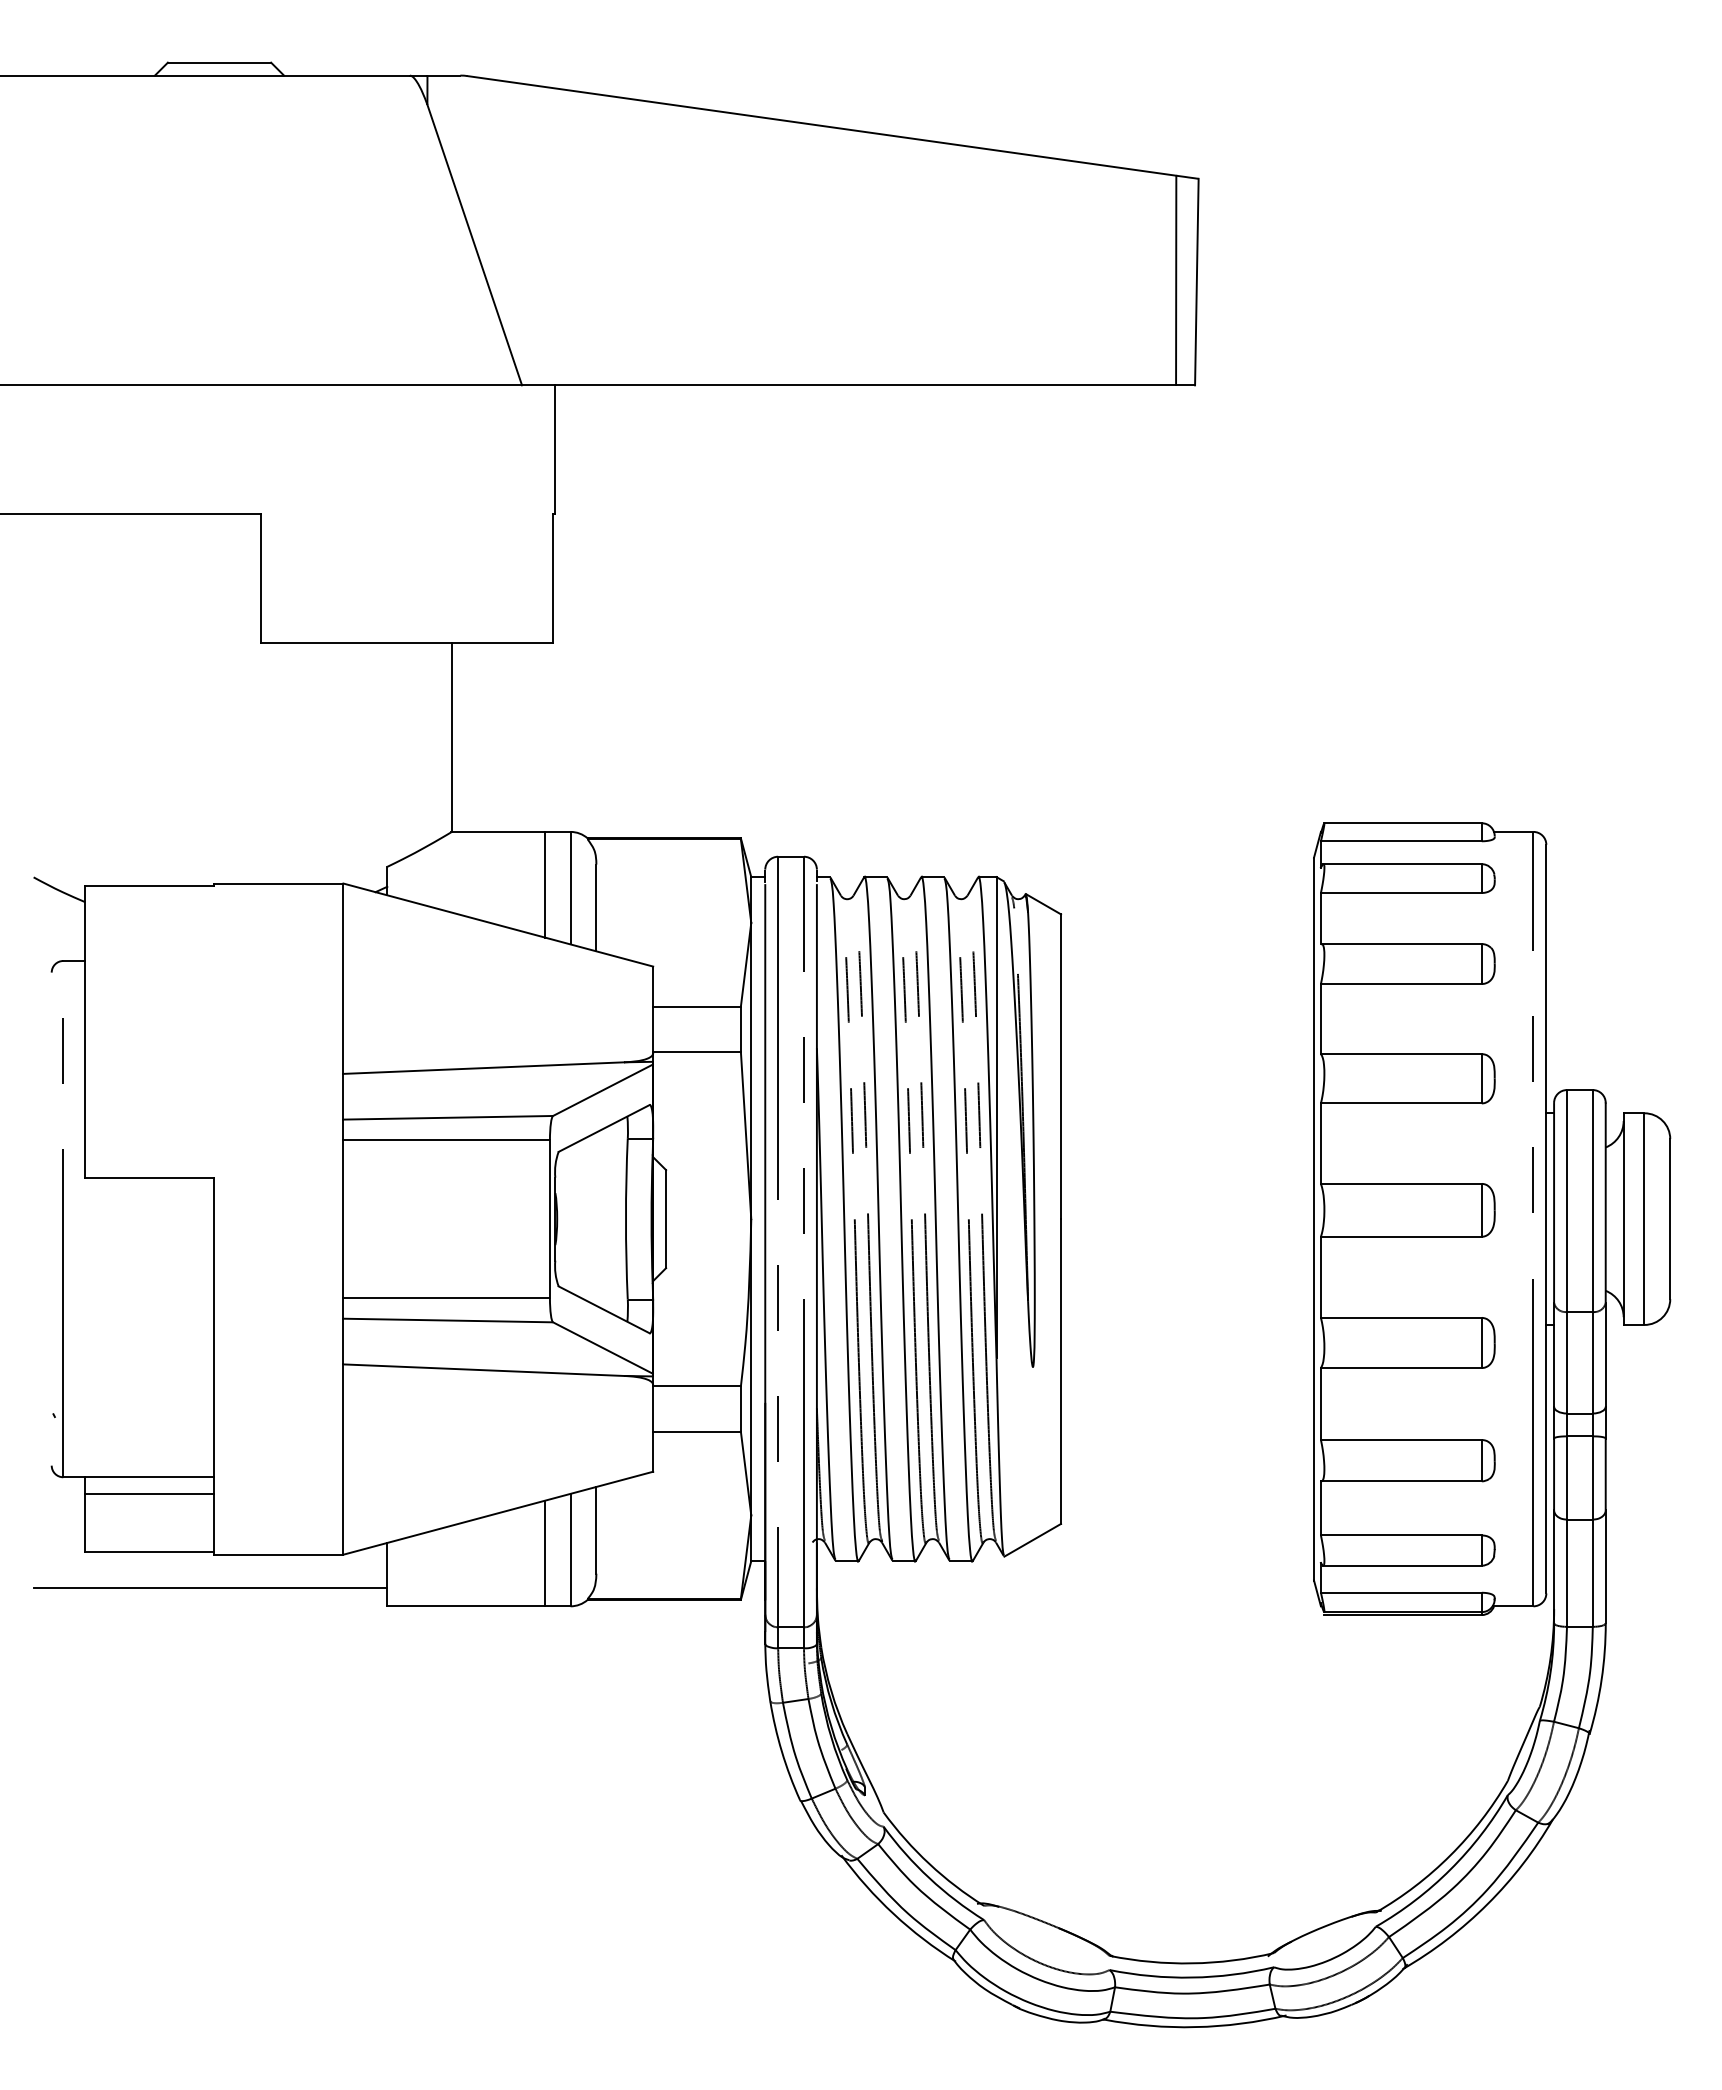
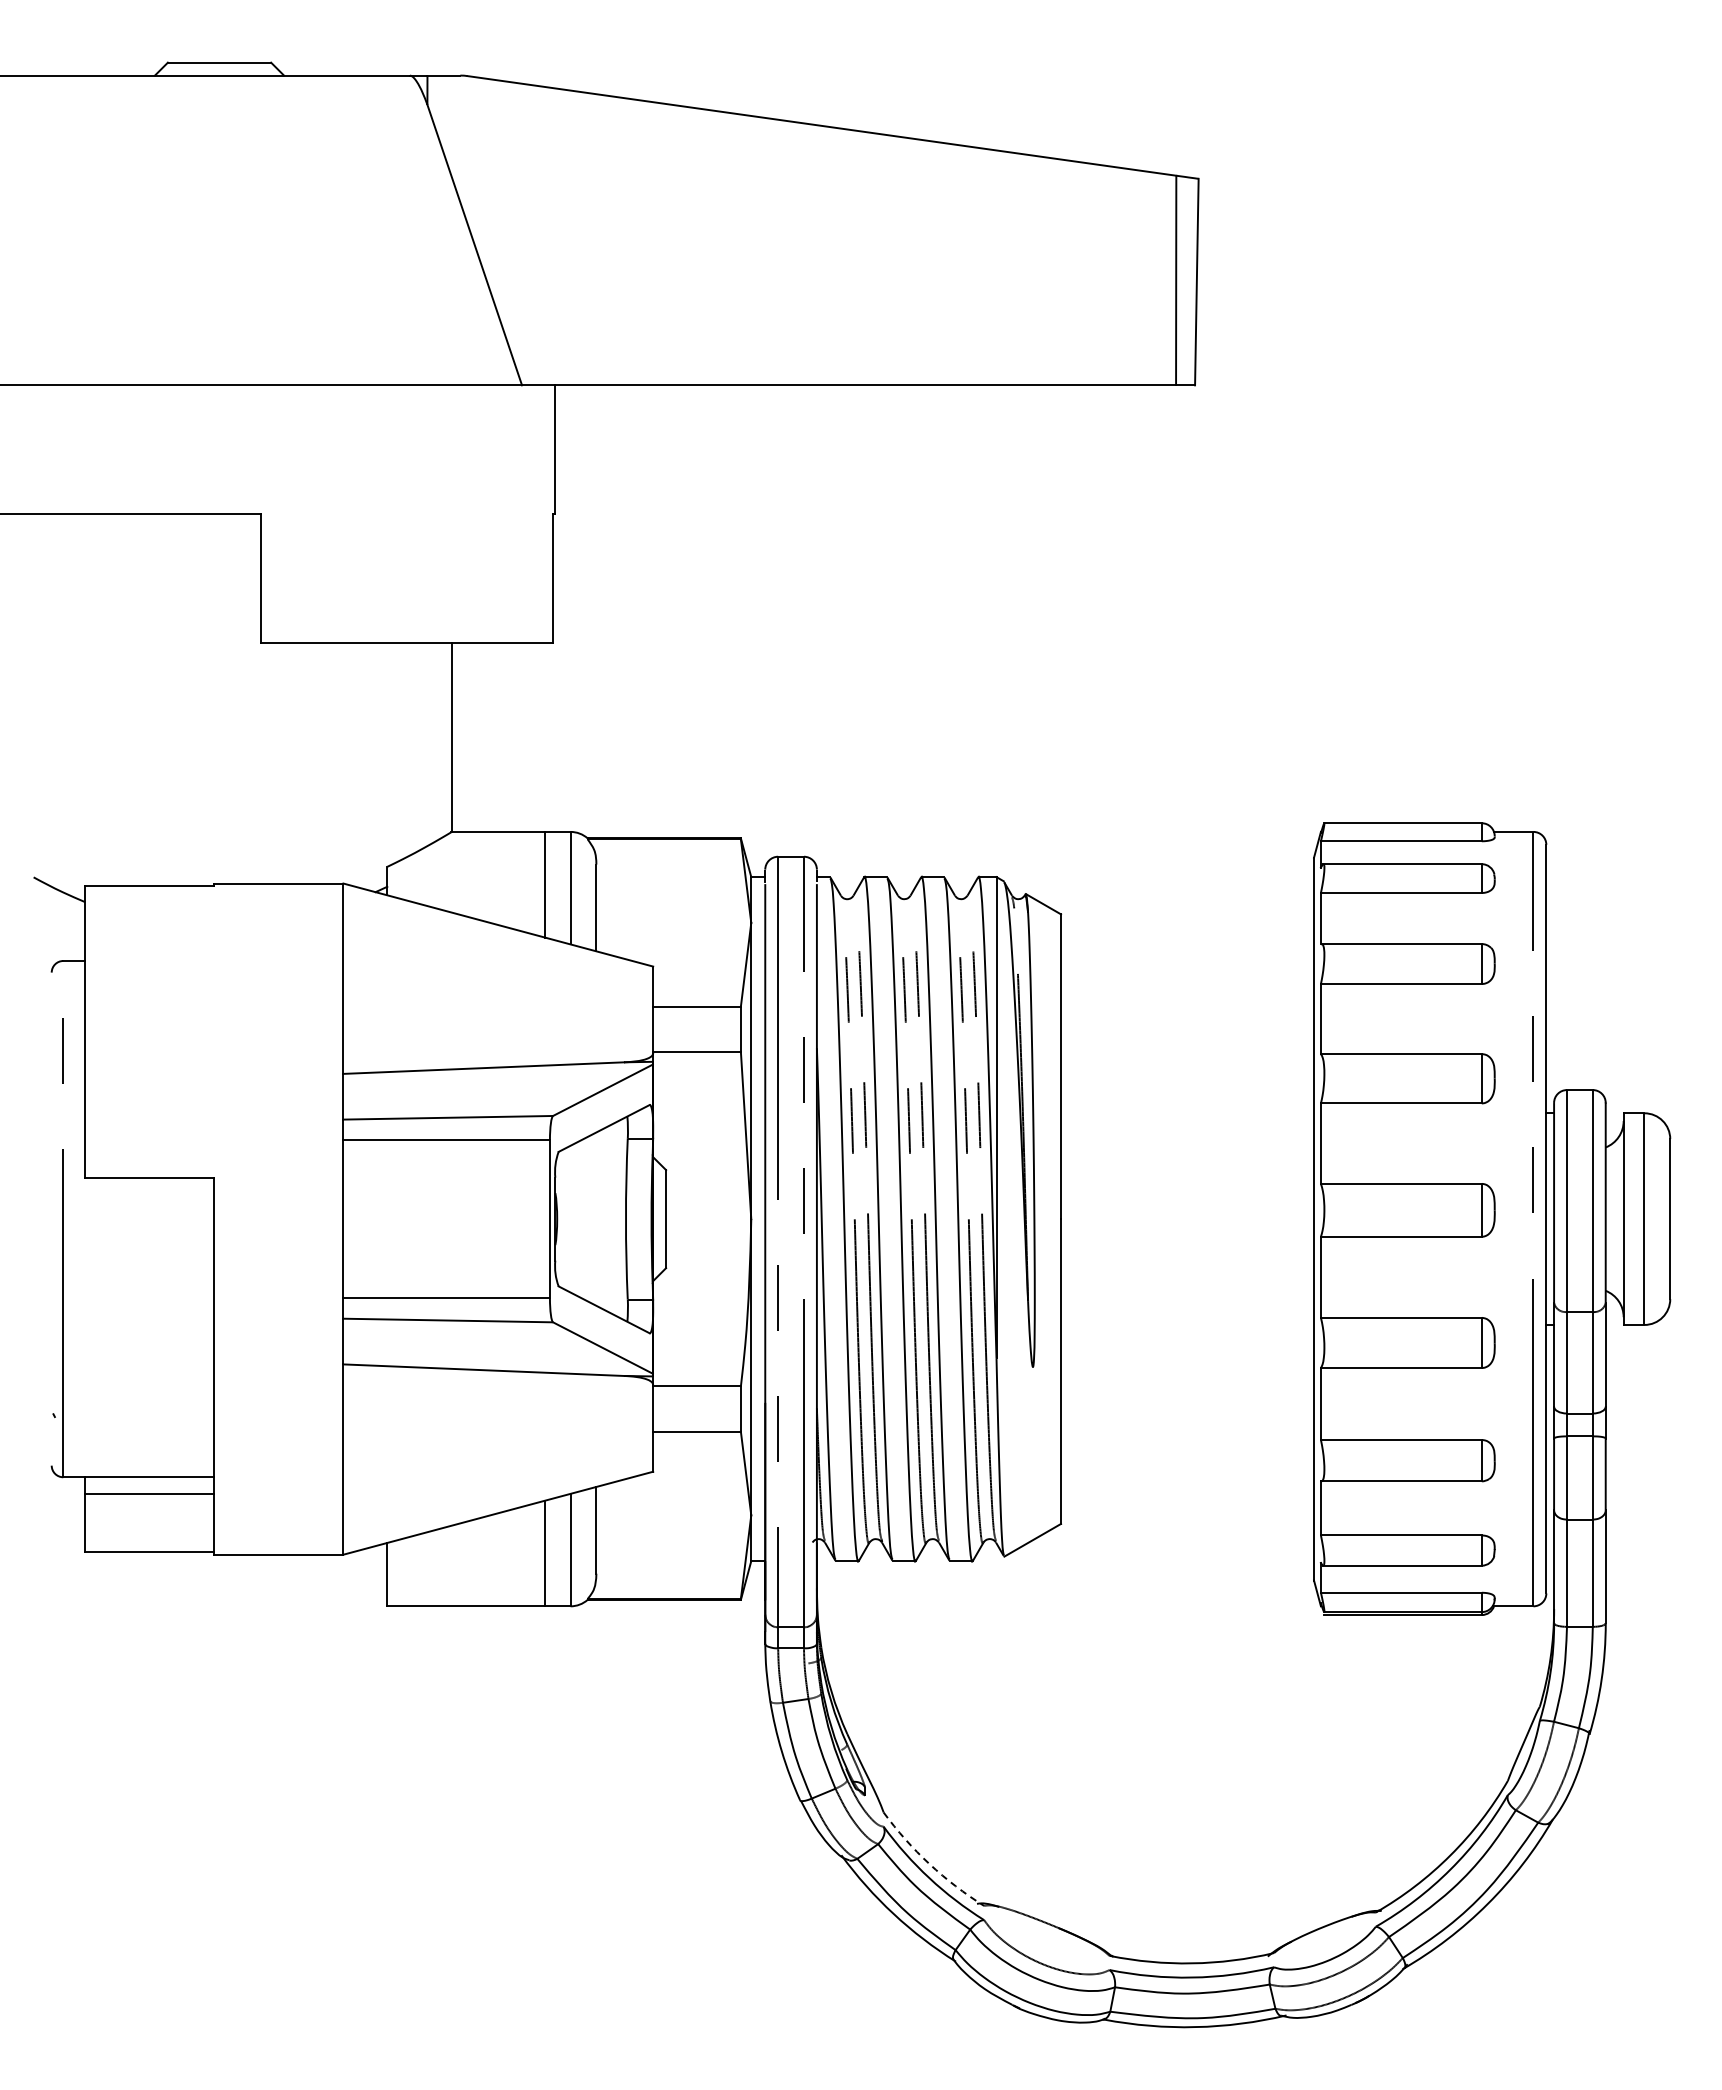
line: present -> none (210, 1588)
arc: solid -> dashed (929, 1864)
